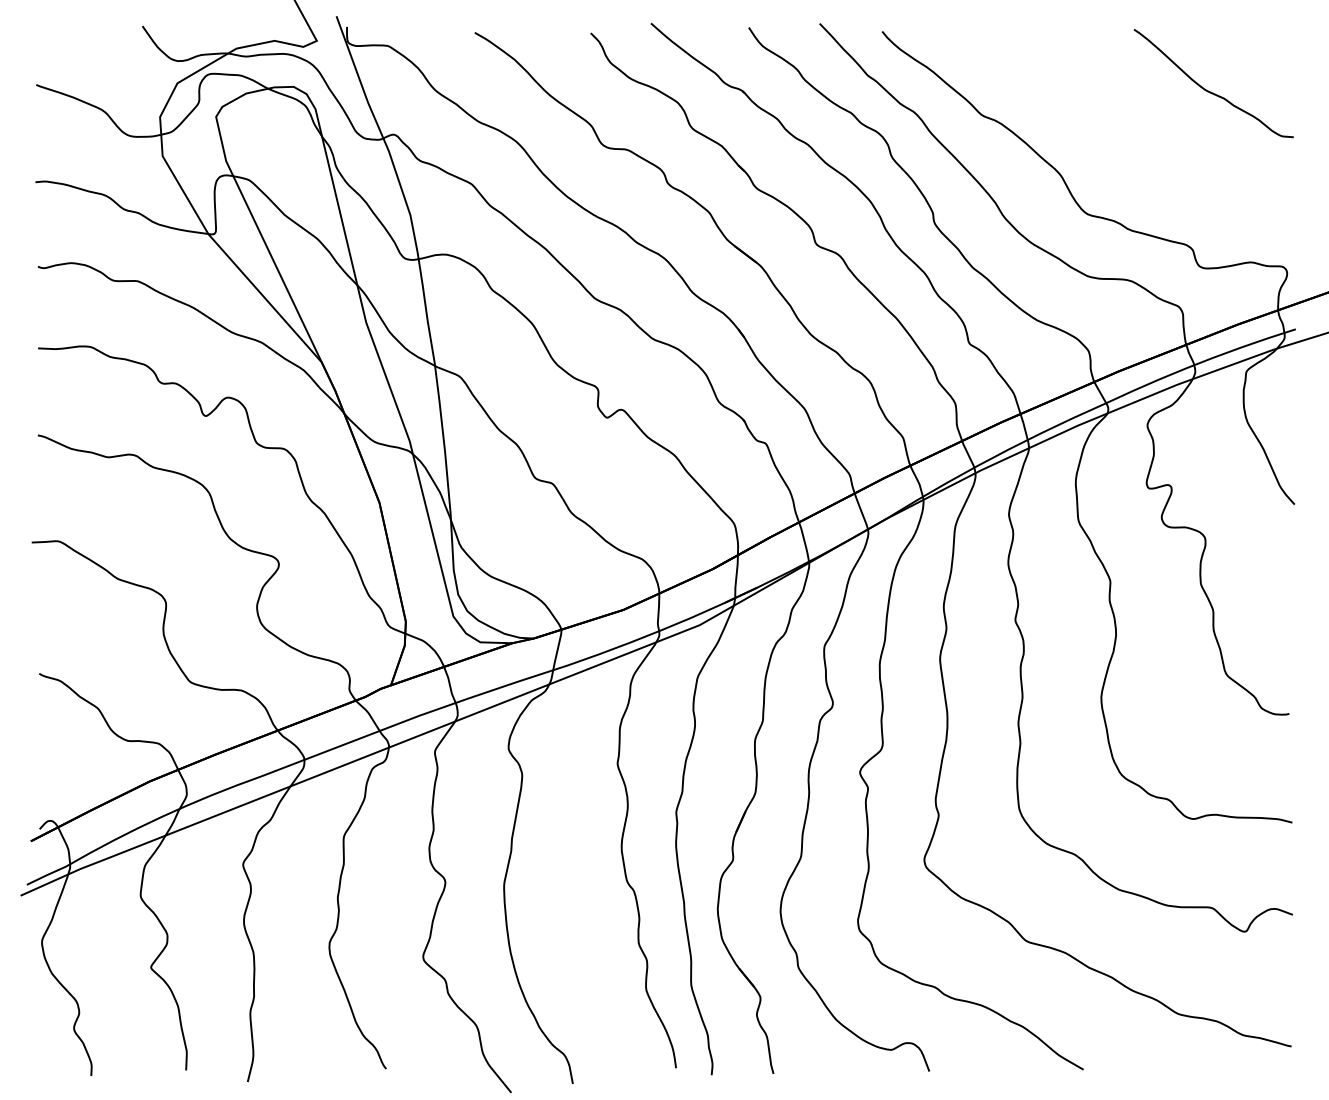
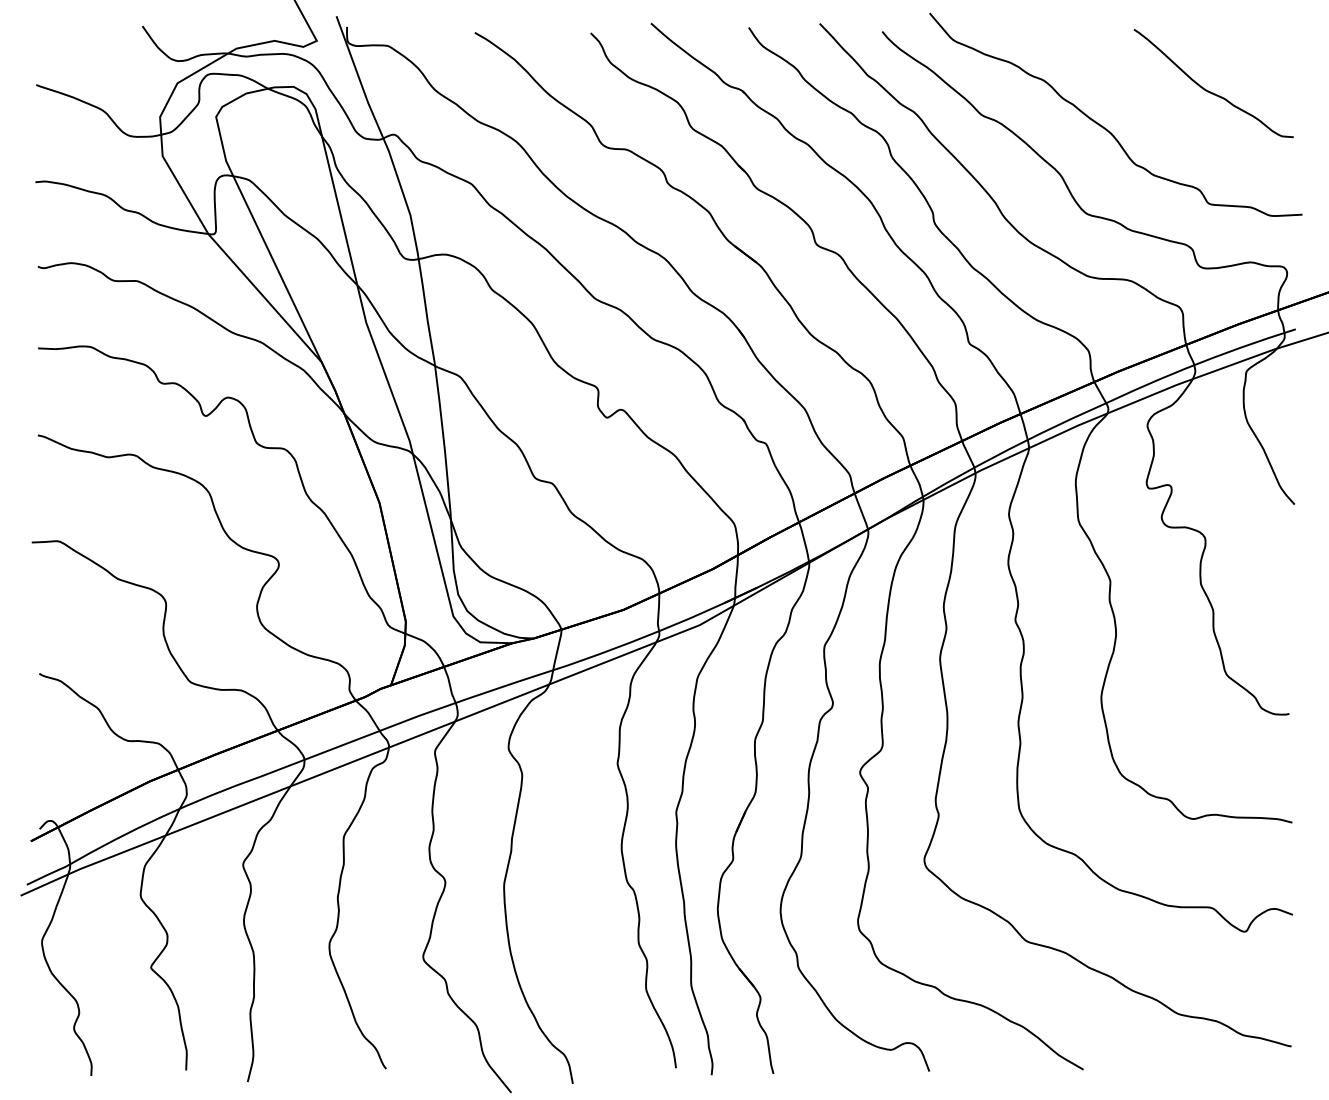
curve: none -> present (1105, 127)
